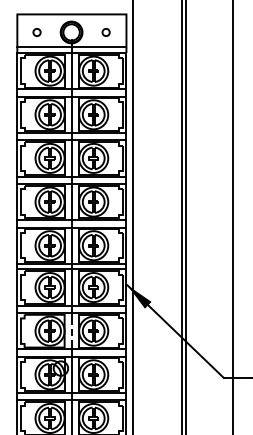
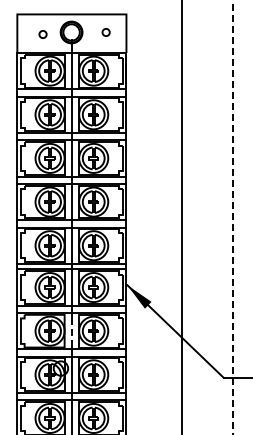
circle position: (36, 32) -> (42, 34) (42, 34)
line: present -> none (71, 47)
line: present -> none (133, 216)
line: present -> none (186, 216)
line: solid -> dashed (232, 217)
